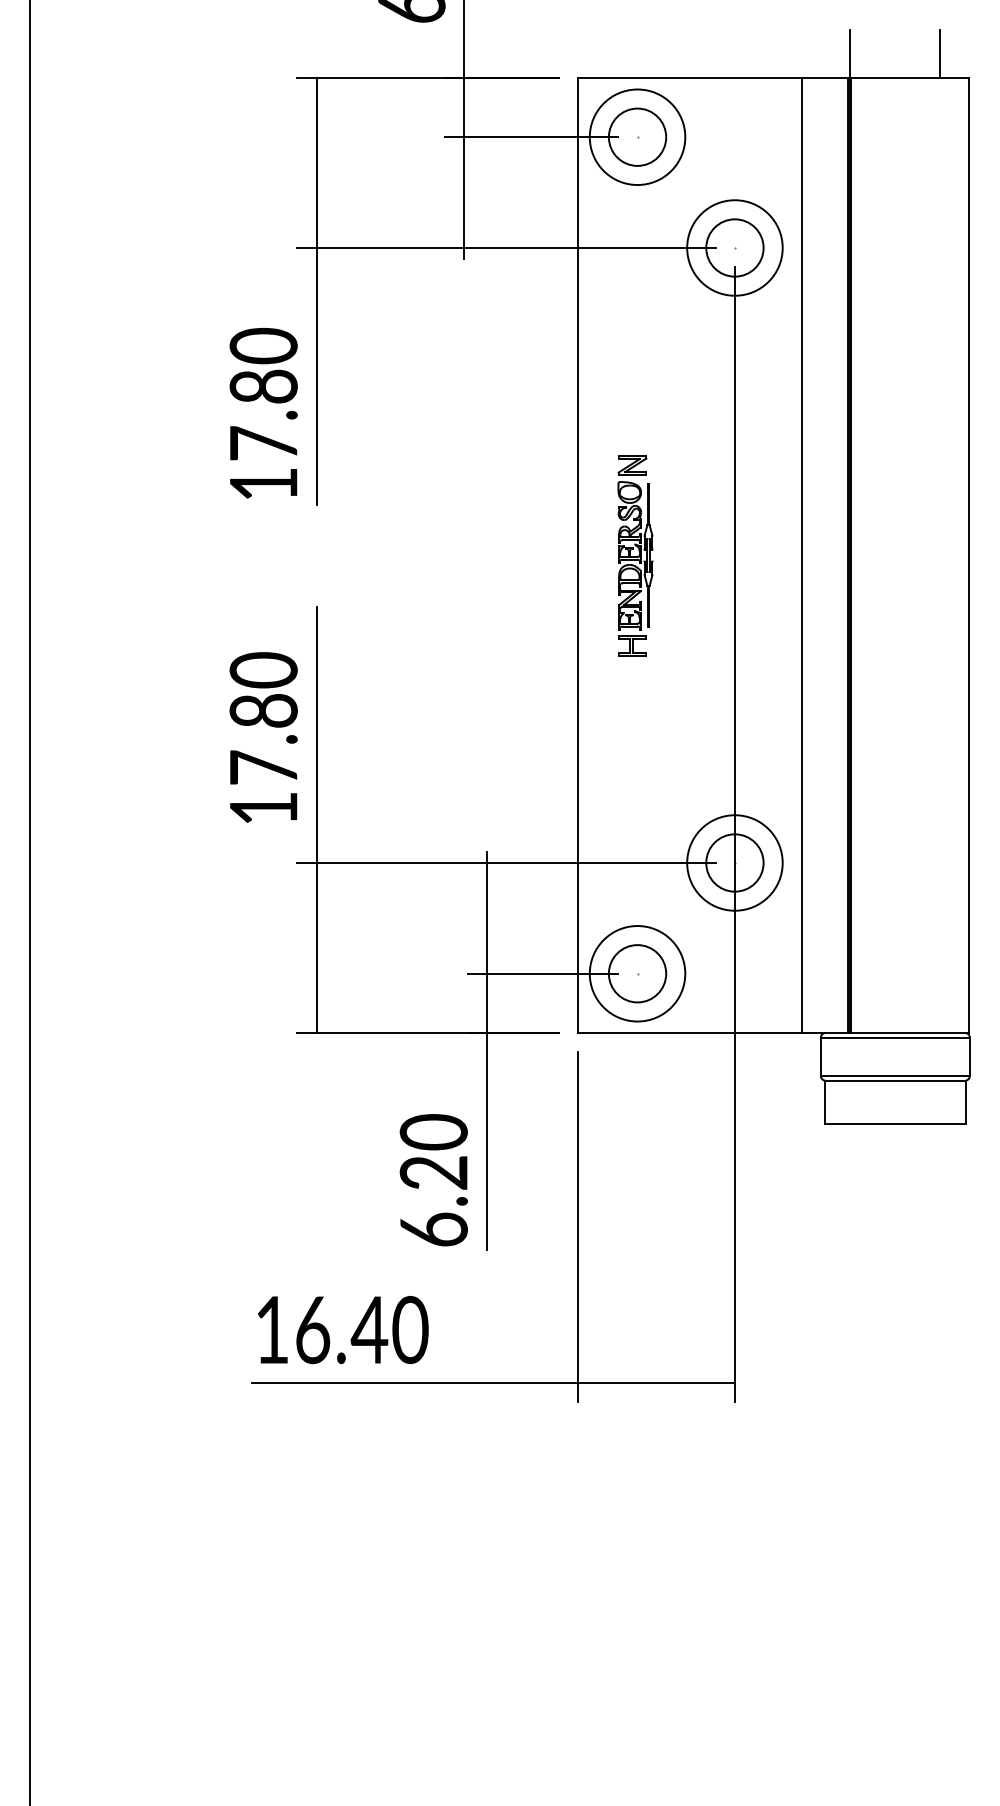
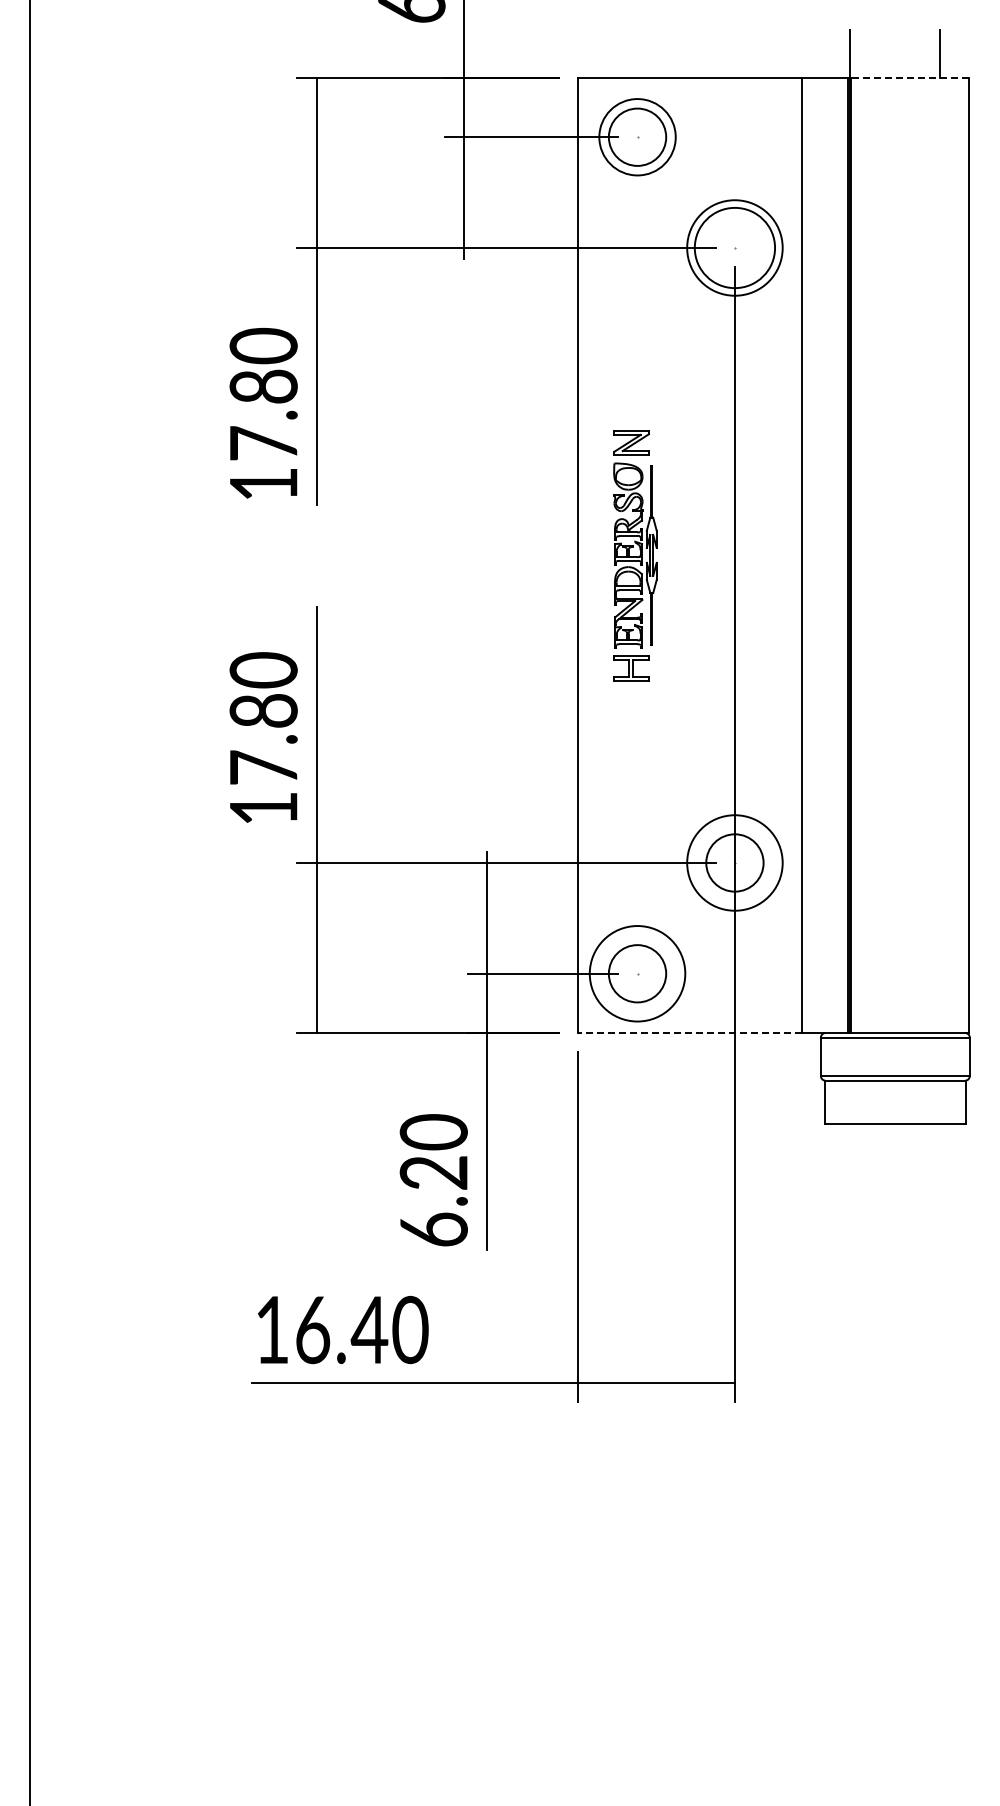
line: solid -> dashed (909, 78)
circle diameter: 96 px -> 76 px (637, 137)
circle diameter: 57 px -> 80 px (734, 247)
part size: 37x202 px -> 45x252 px (635, 555)
line: solid -> dashed (690, 1032)
